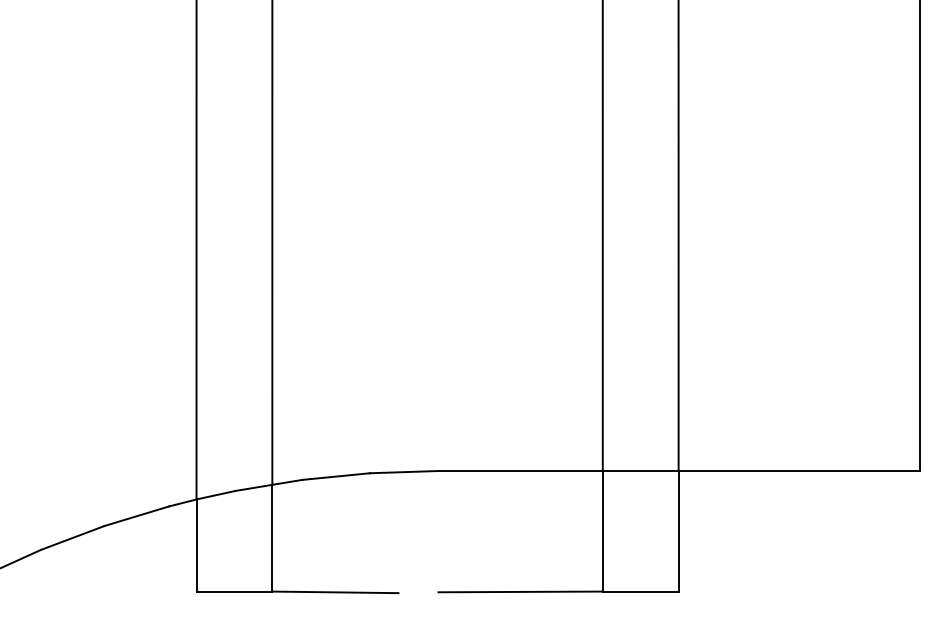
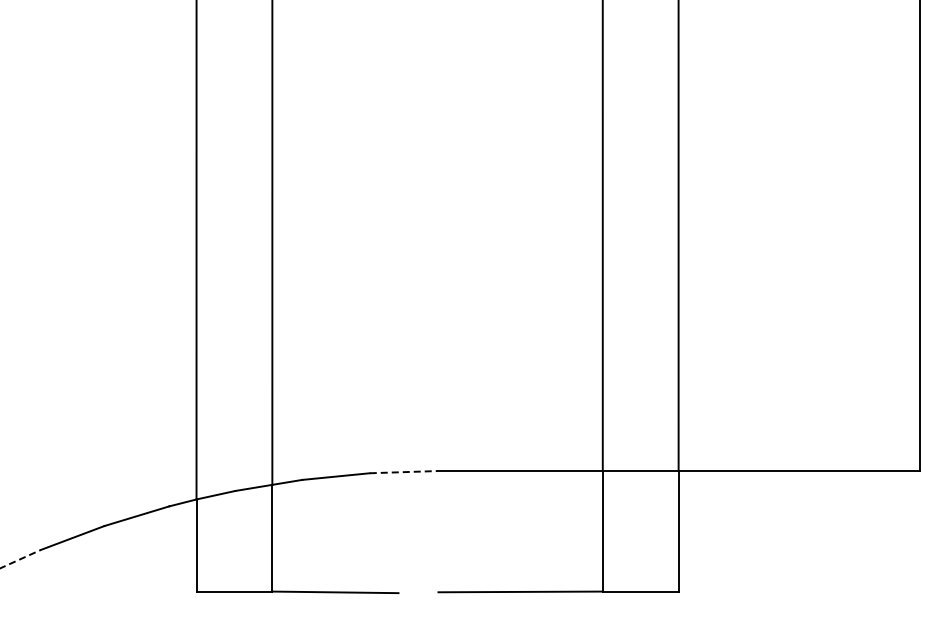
line: solid -> dashed (403, 472)
line: solid -> dashed (20, 559)
